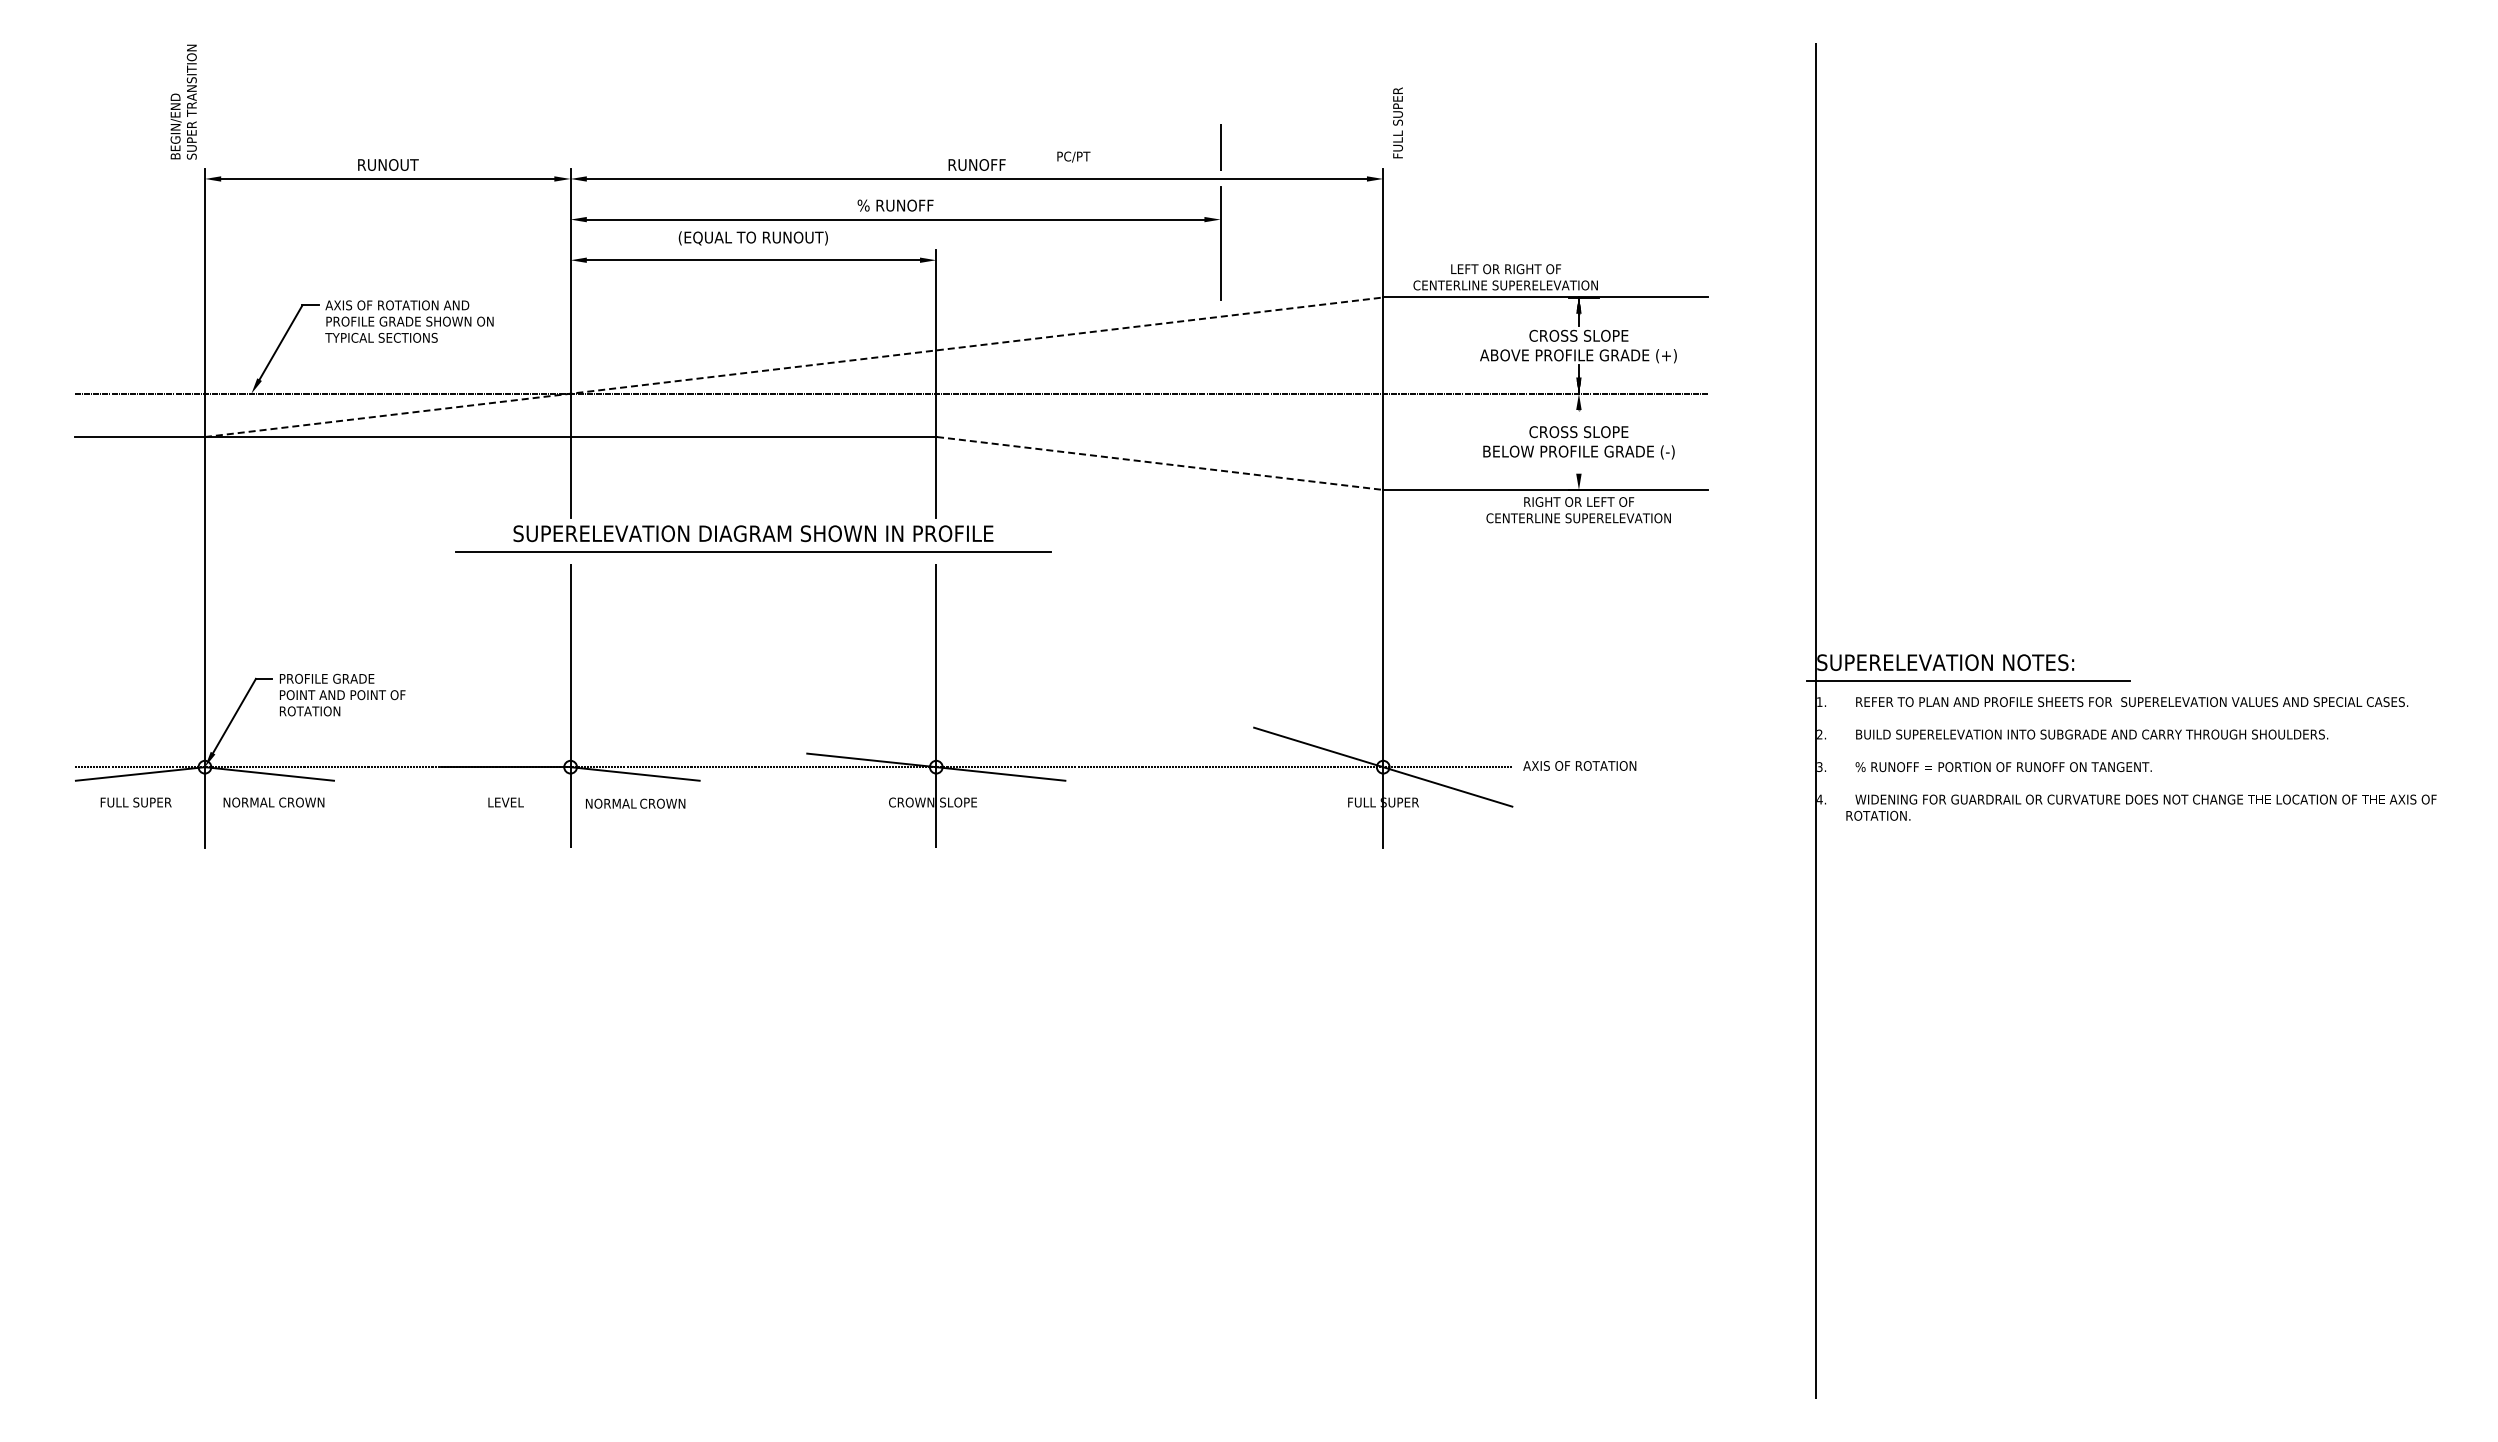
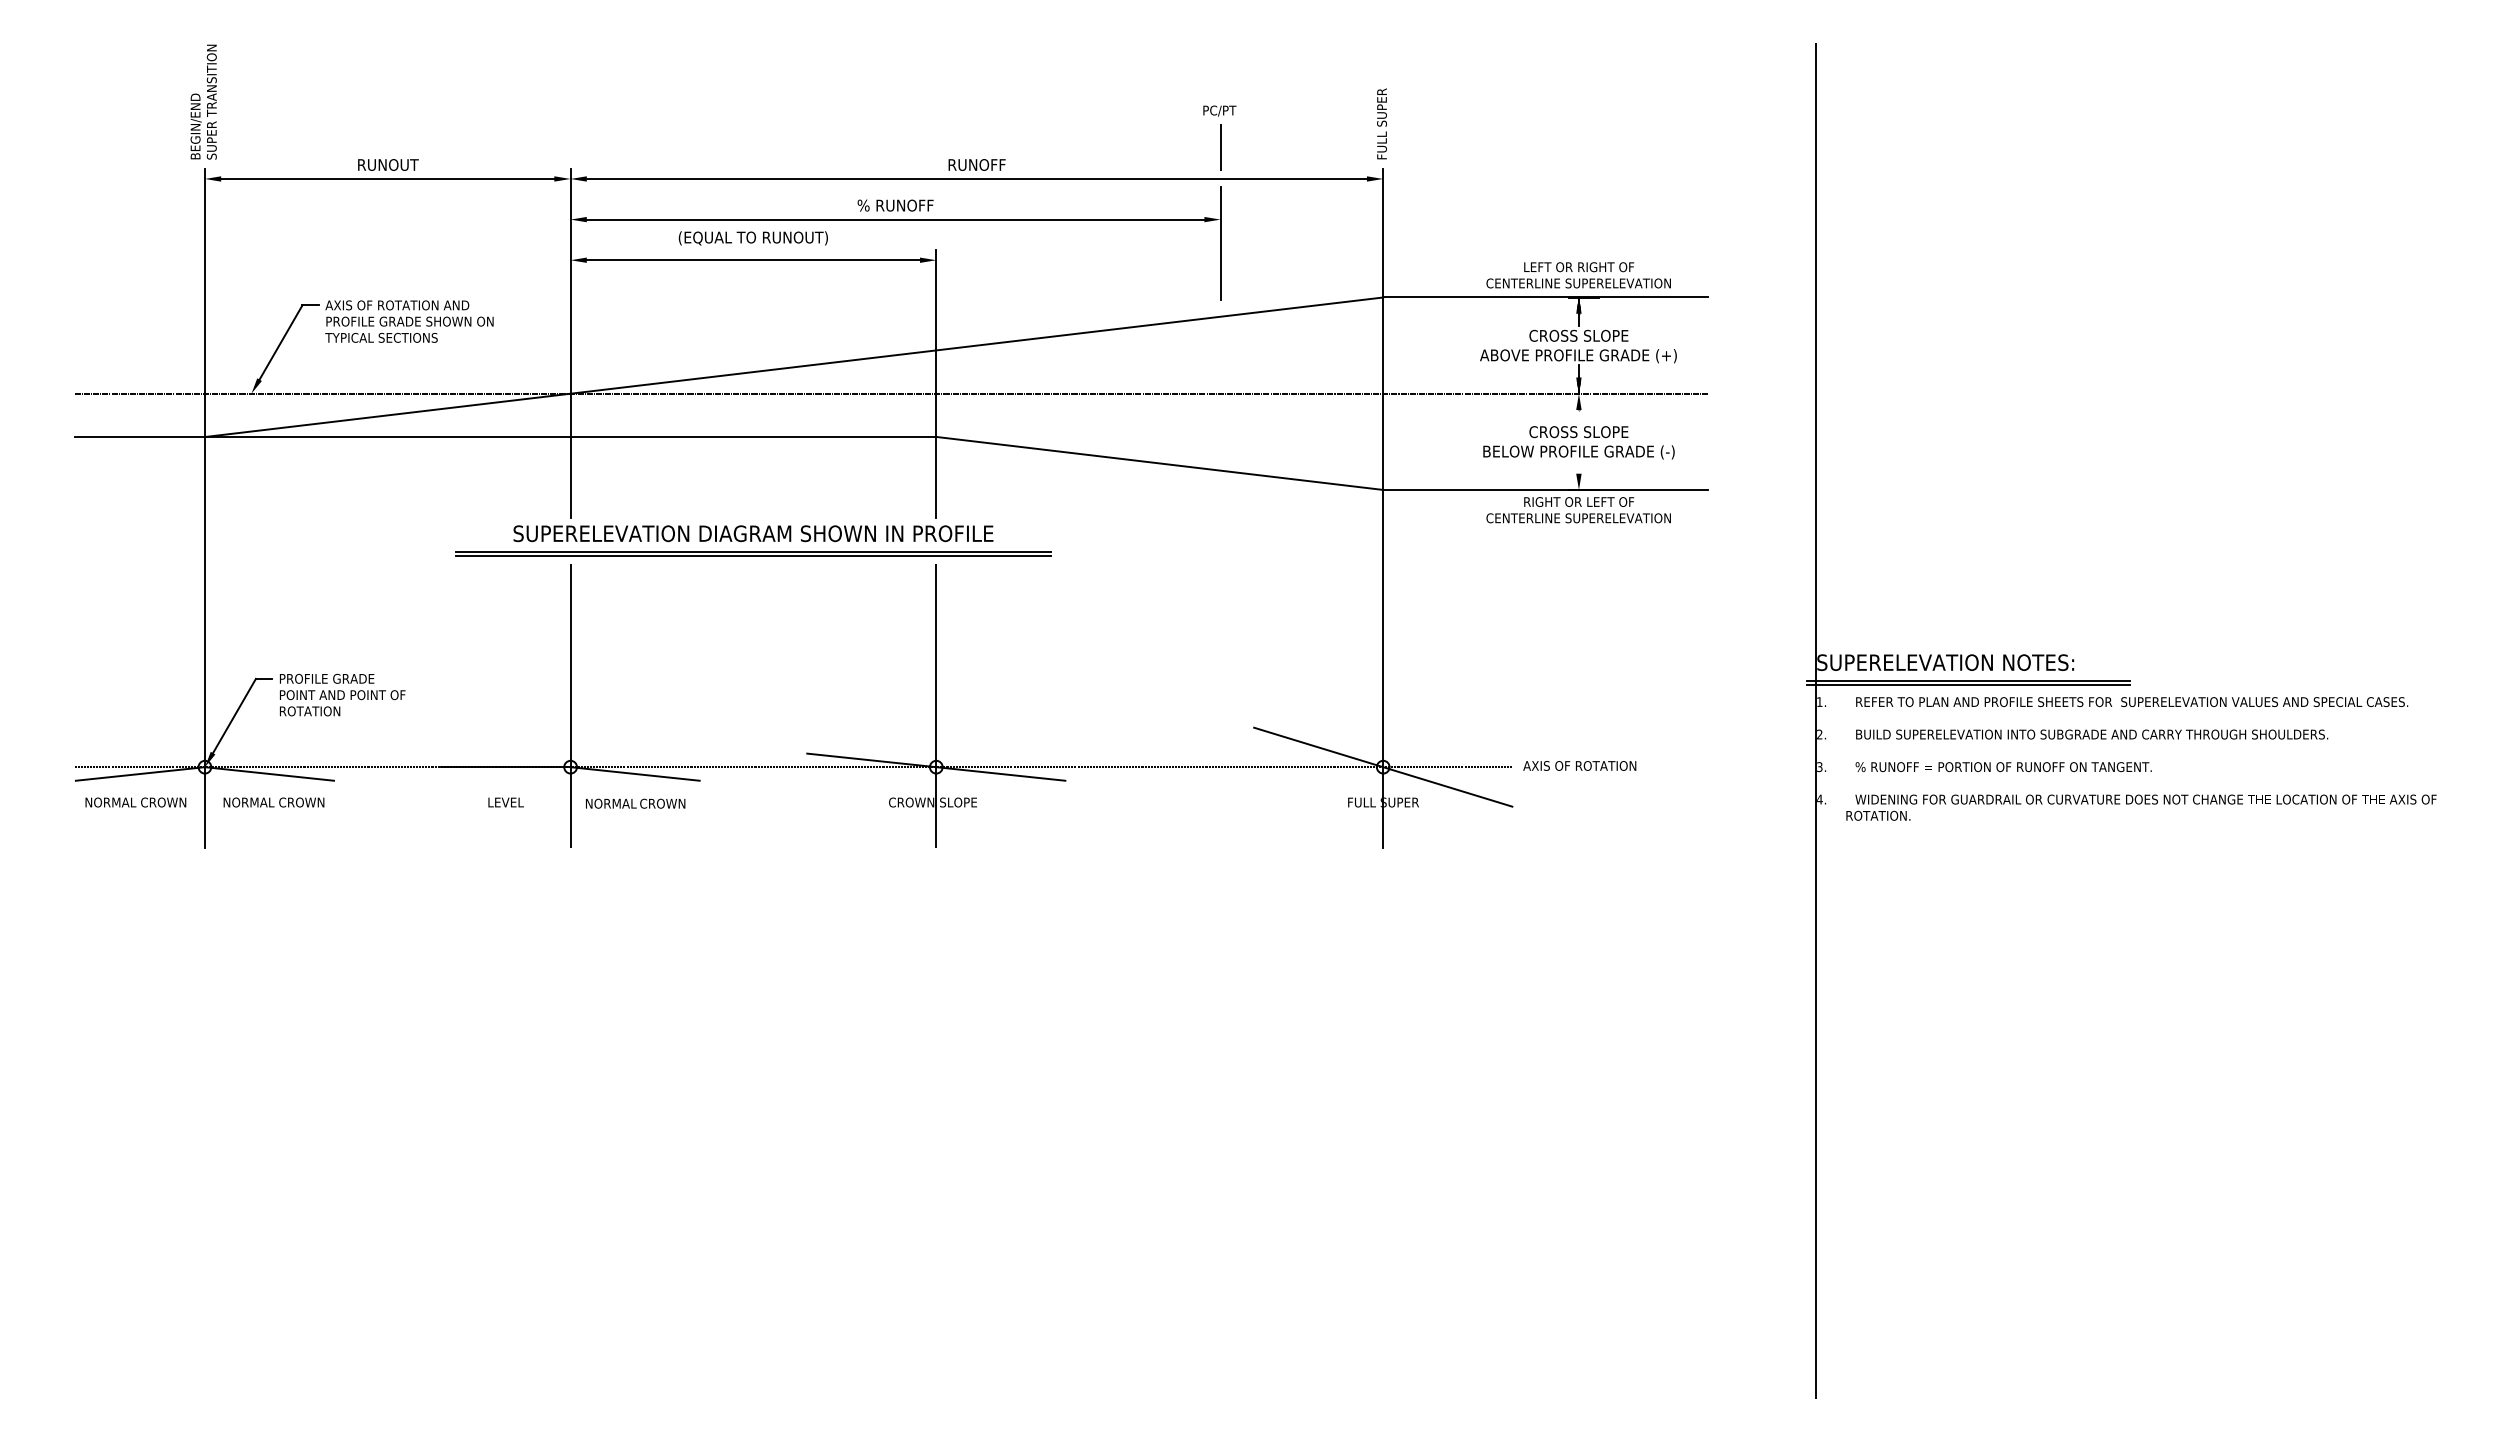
text position: (183, 101) -> (203, 101) (203, 101)
text position: (1397, 122) -> (1381, 123) (1381, 123)
text position: (1073, 156) -> (1219, 110) (1219, 110)
text position: (1505, 277) -> (1578, 275) (1578, 275)
line: dashed -> solid (794, 367)
line: dashed -> solid (1160, 463)
line: none -> present (753, 556)
line: none -> present (1968, 685)
text: FULL SUPER -> NORMAL CROWN (135, 802)
